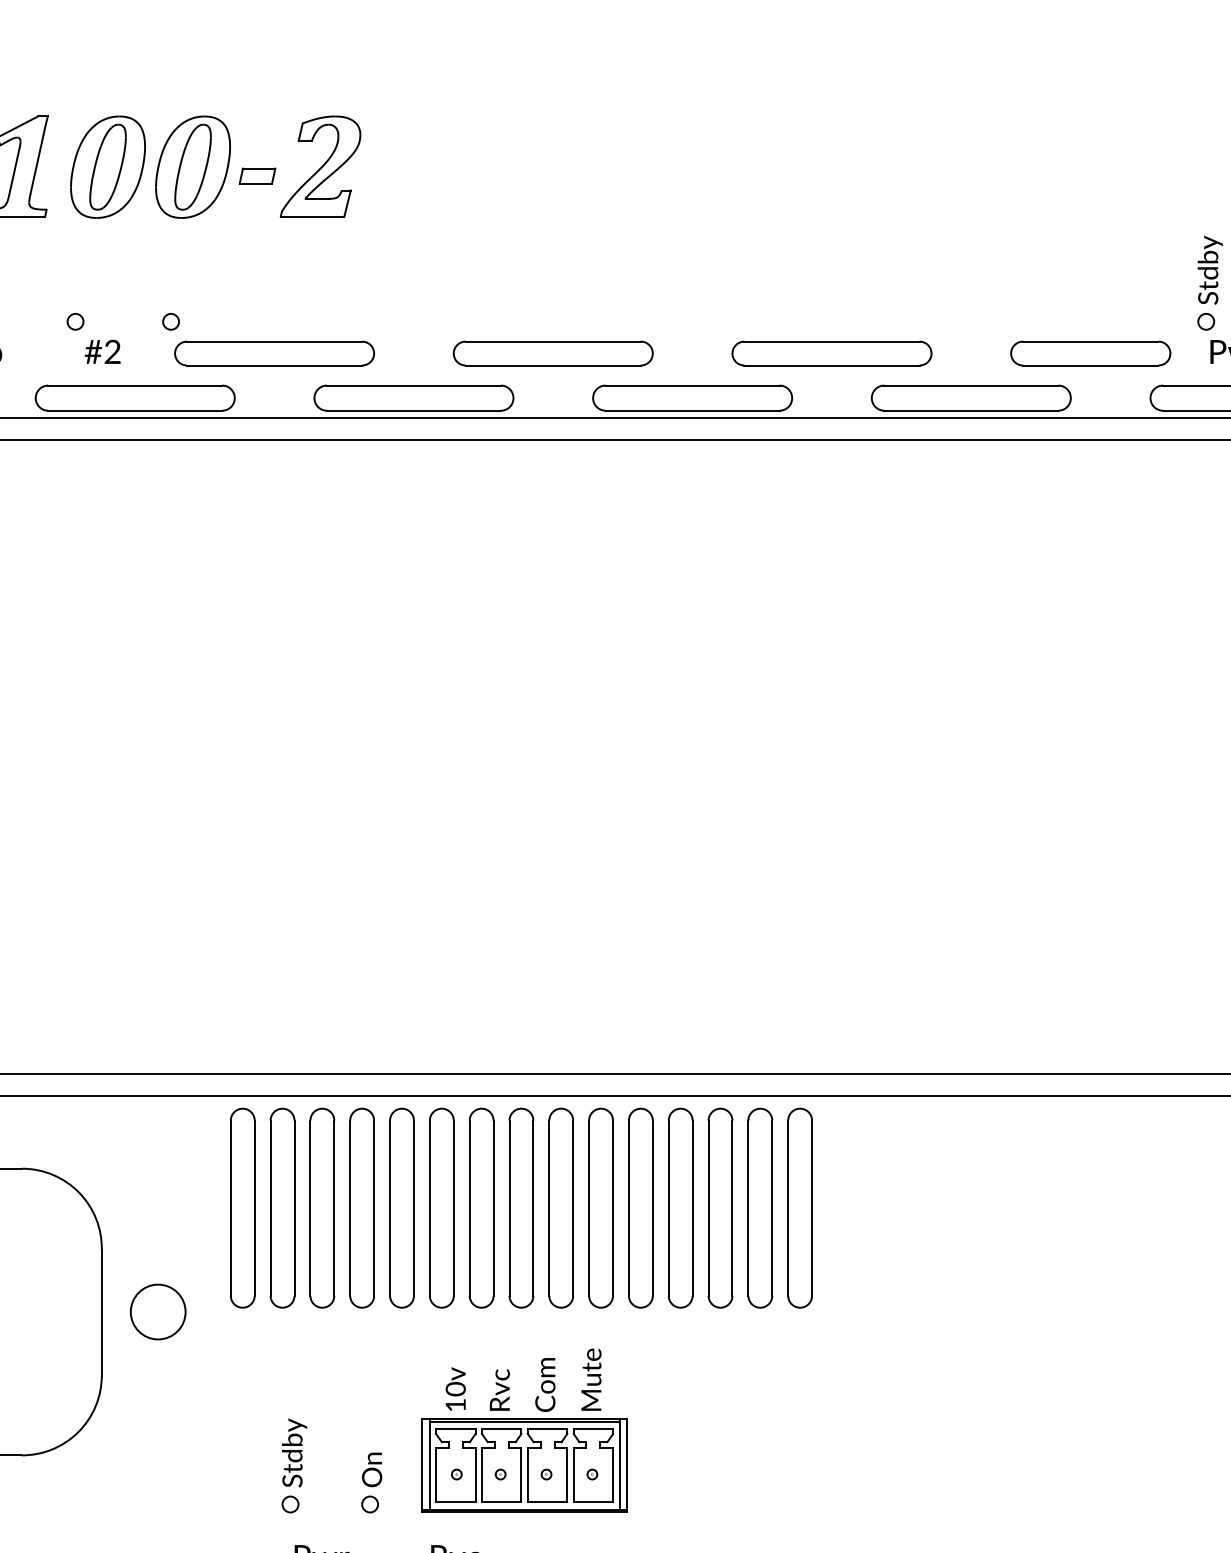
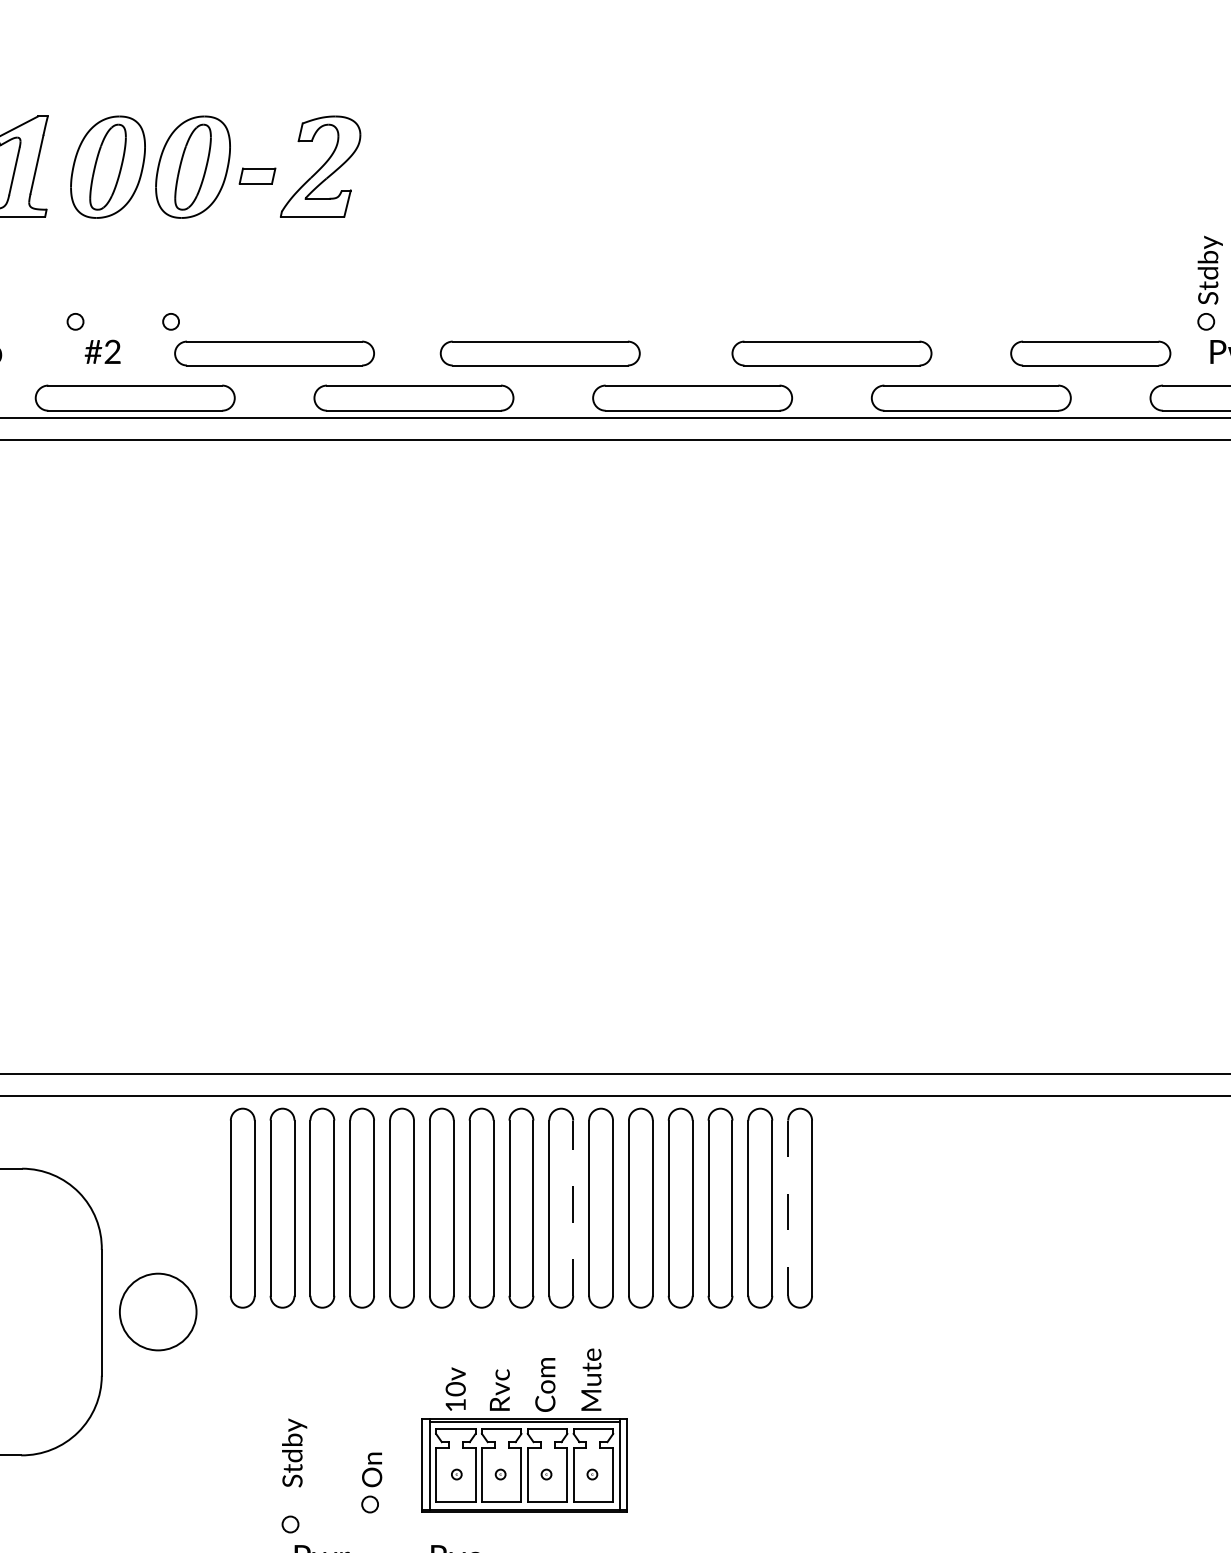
part position: (552, 353) -> (539, 353) (539, 353)
line: solid -> dashed (573, 1208)
line: solid -> dashed (788, 1208)
circle diameter: 55 px -> 77 px (157, 1311)
circle position: (290, 1504) -> (290, 1524) (290, 1524)
